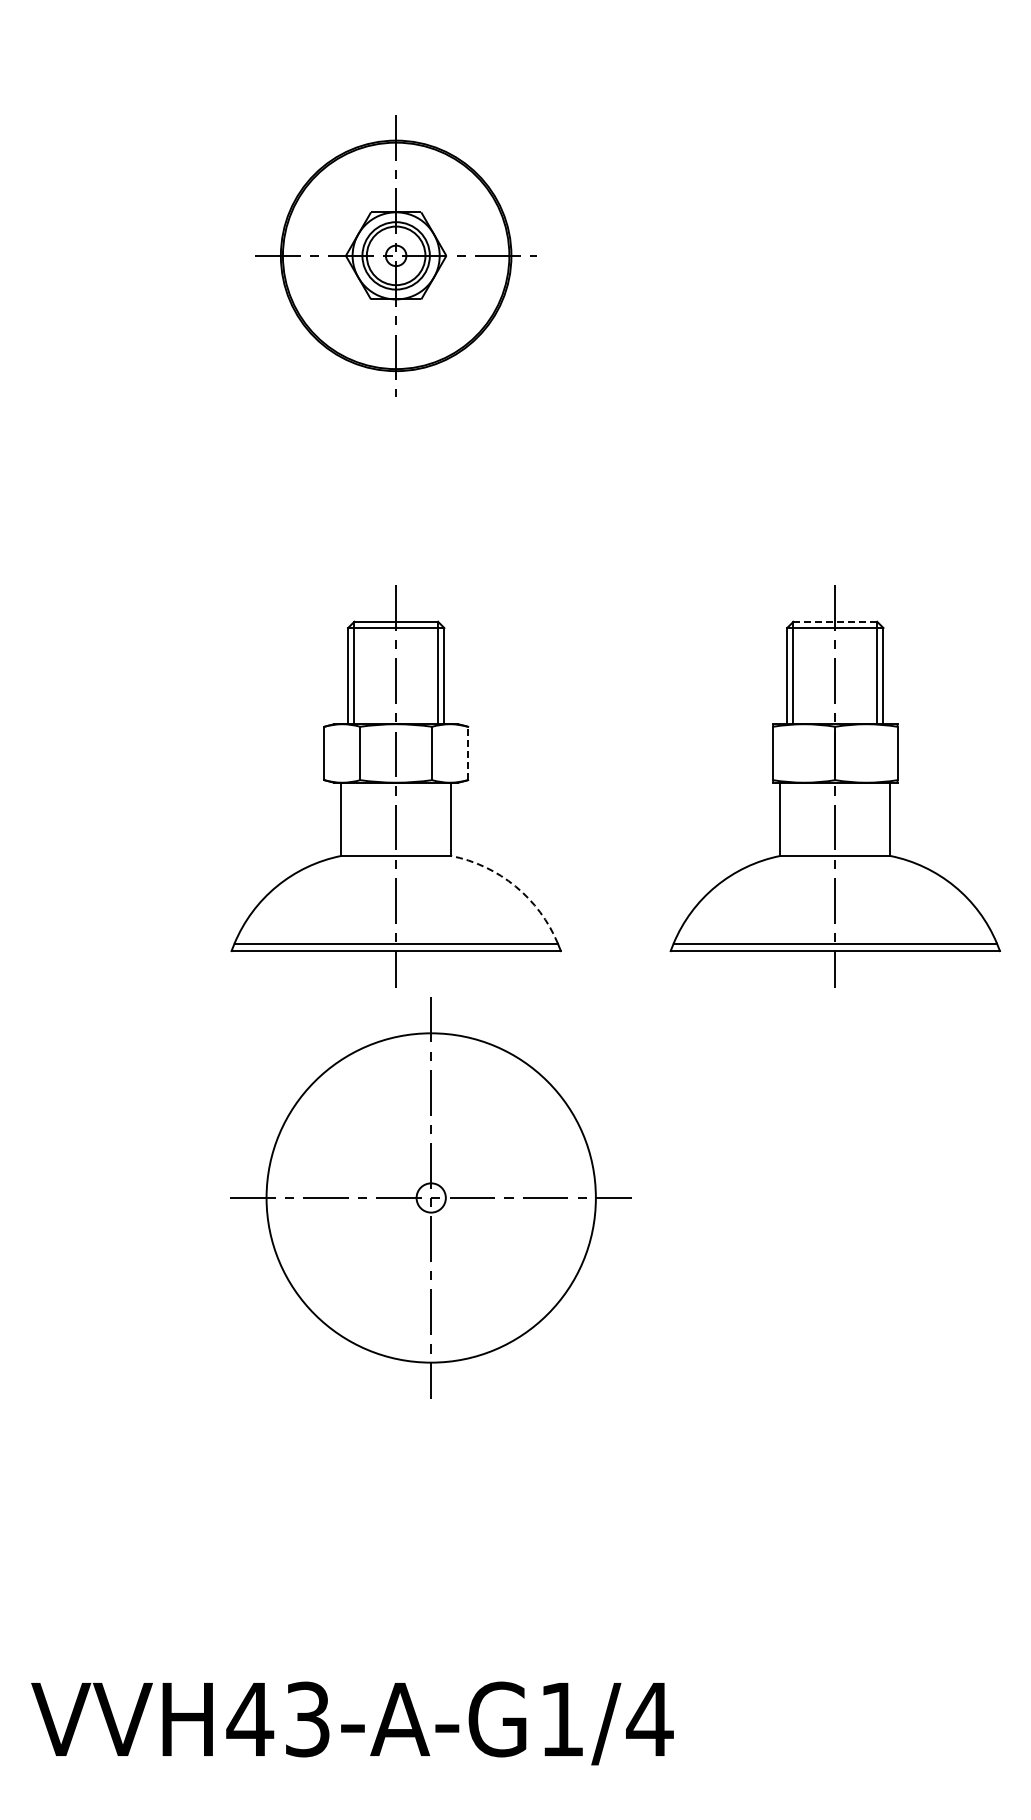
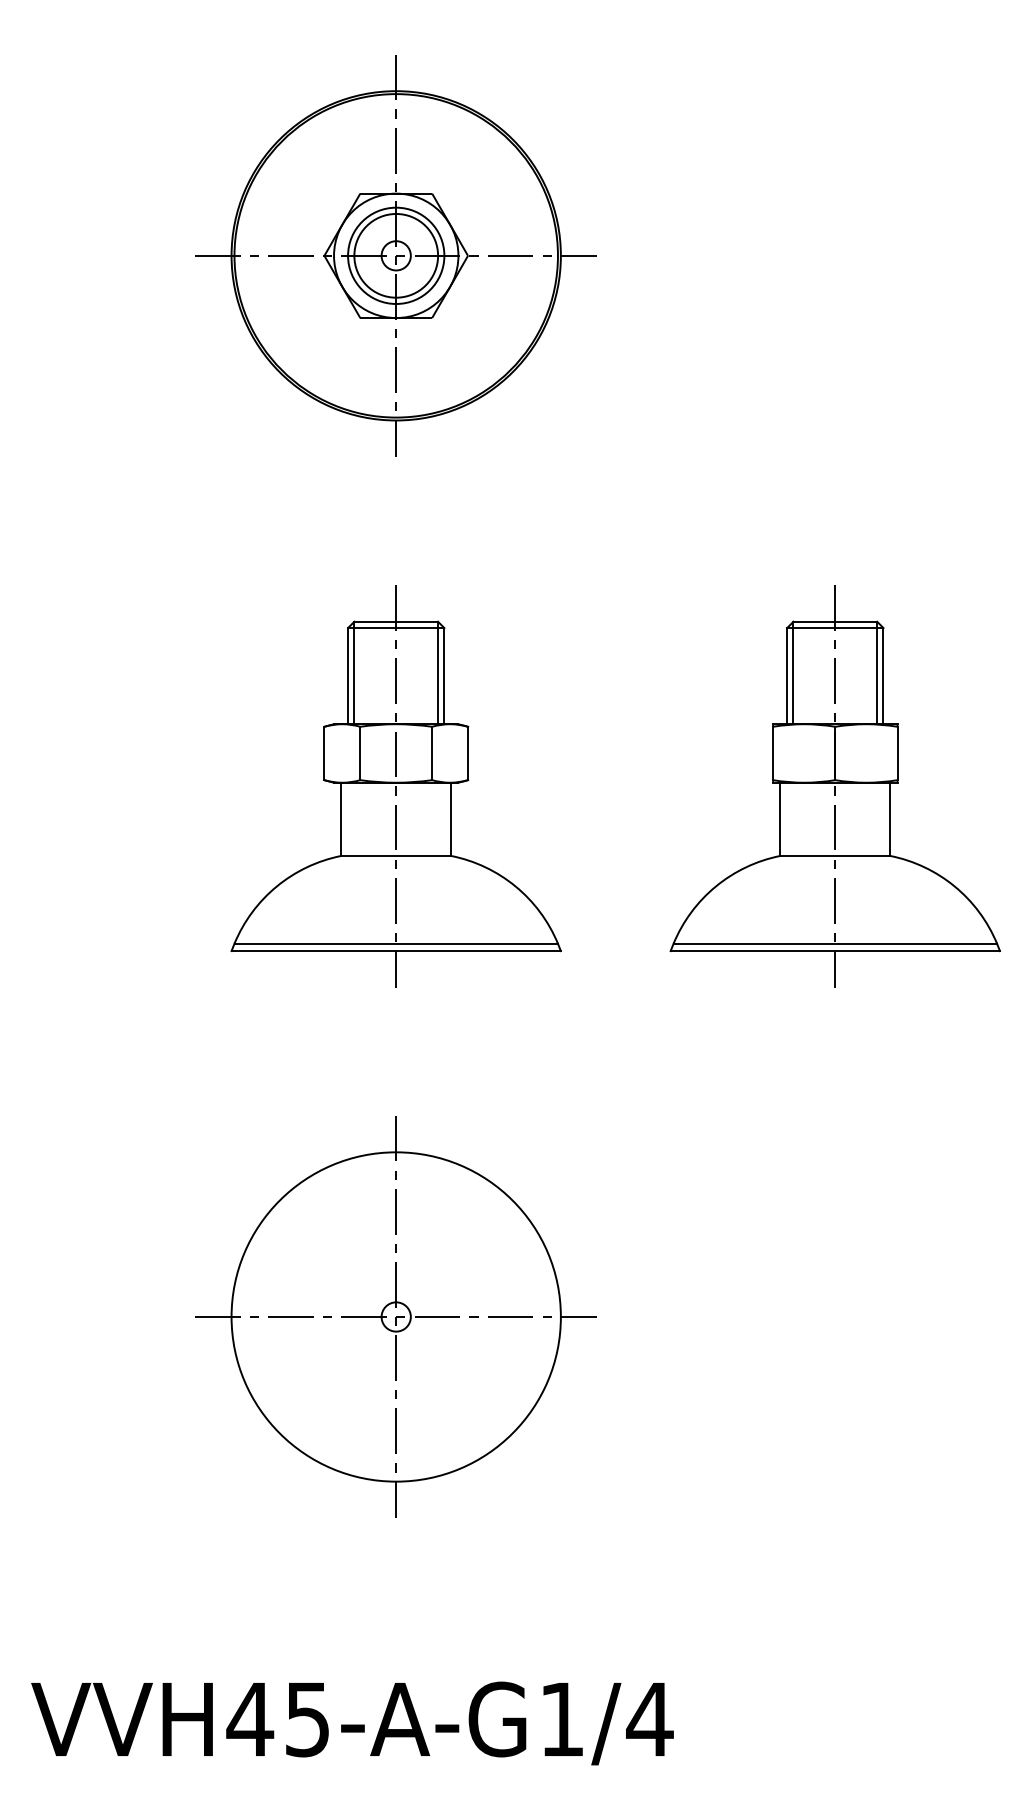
part size: 282x282 px -> 402x402 px (395, 255)
line: dashed -> solid (835, 621)
line: dashed -> solid (468, 753)
arc: dashed -> solid (515, 886)
part position: (430, 1197) -> (395, 1316) (395, 1316)
text: VVH43-A-G1/4 -> VVH45-A-G1/4 (307, 1718)
